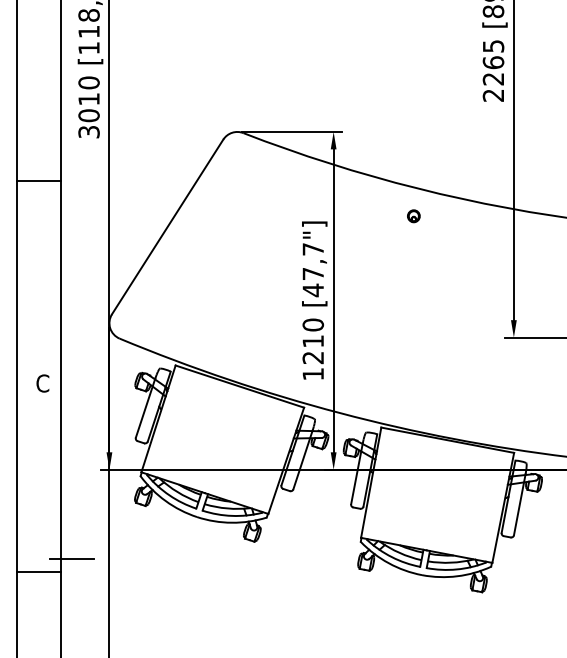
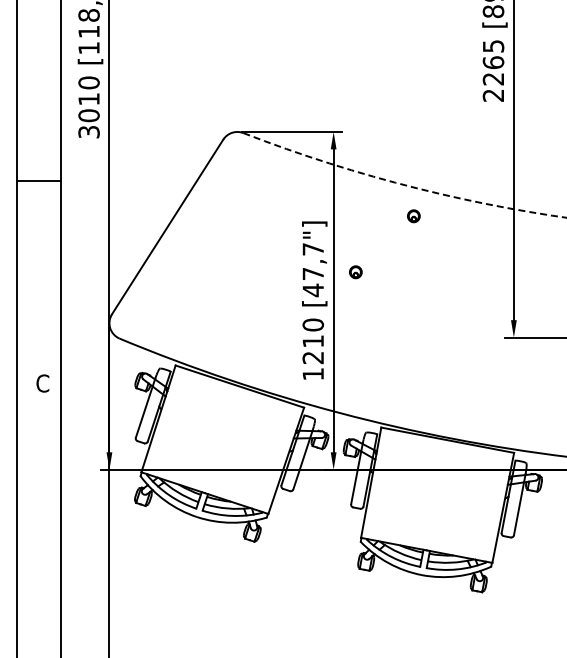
arc: solid -> dashed (403, 184)
part: none -> present (355, 272)
line: present -> none (71, 558)
line: present -> none (38, 571)
